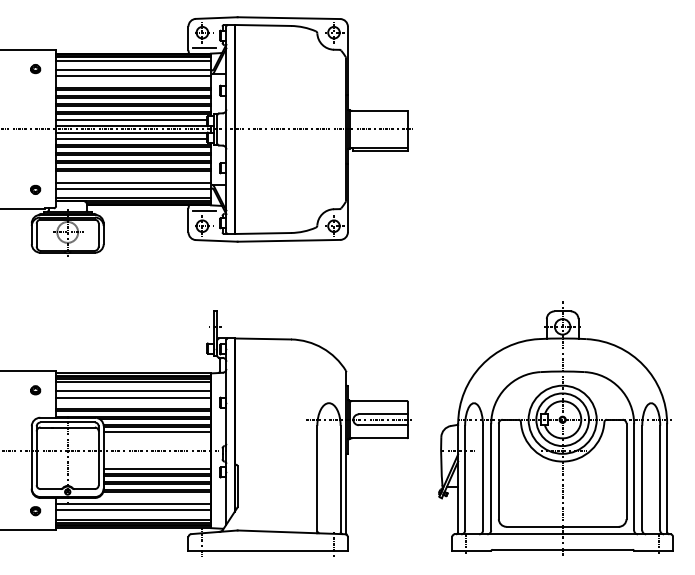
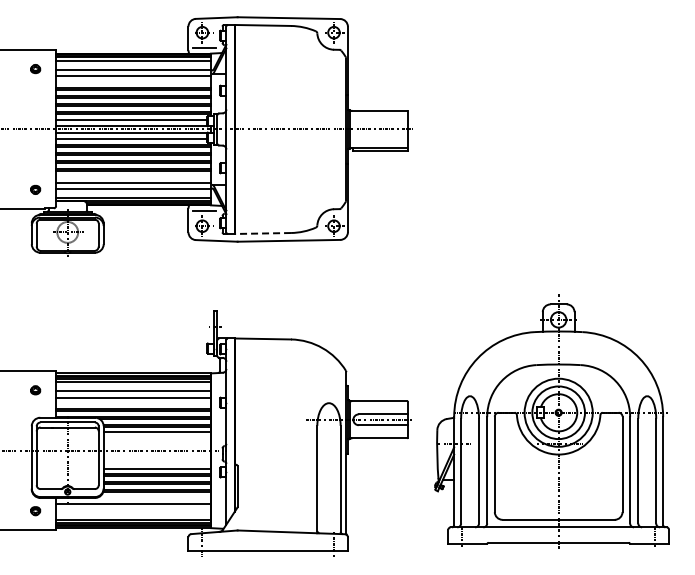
line: solid -> dashed (263, 233)
part position: (555, 428) -> (551, 421) (551, 421)
line: present -> none (133, 510)
